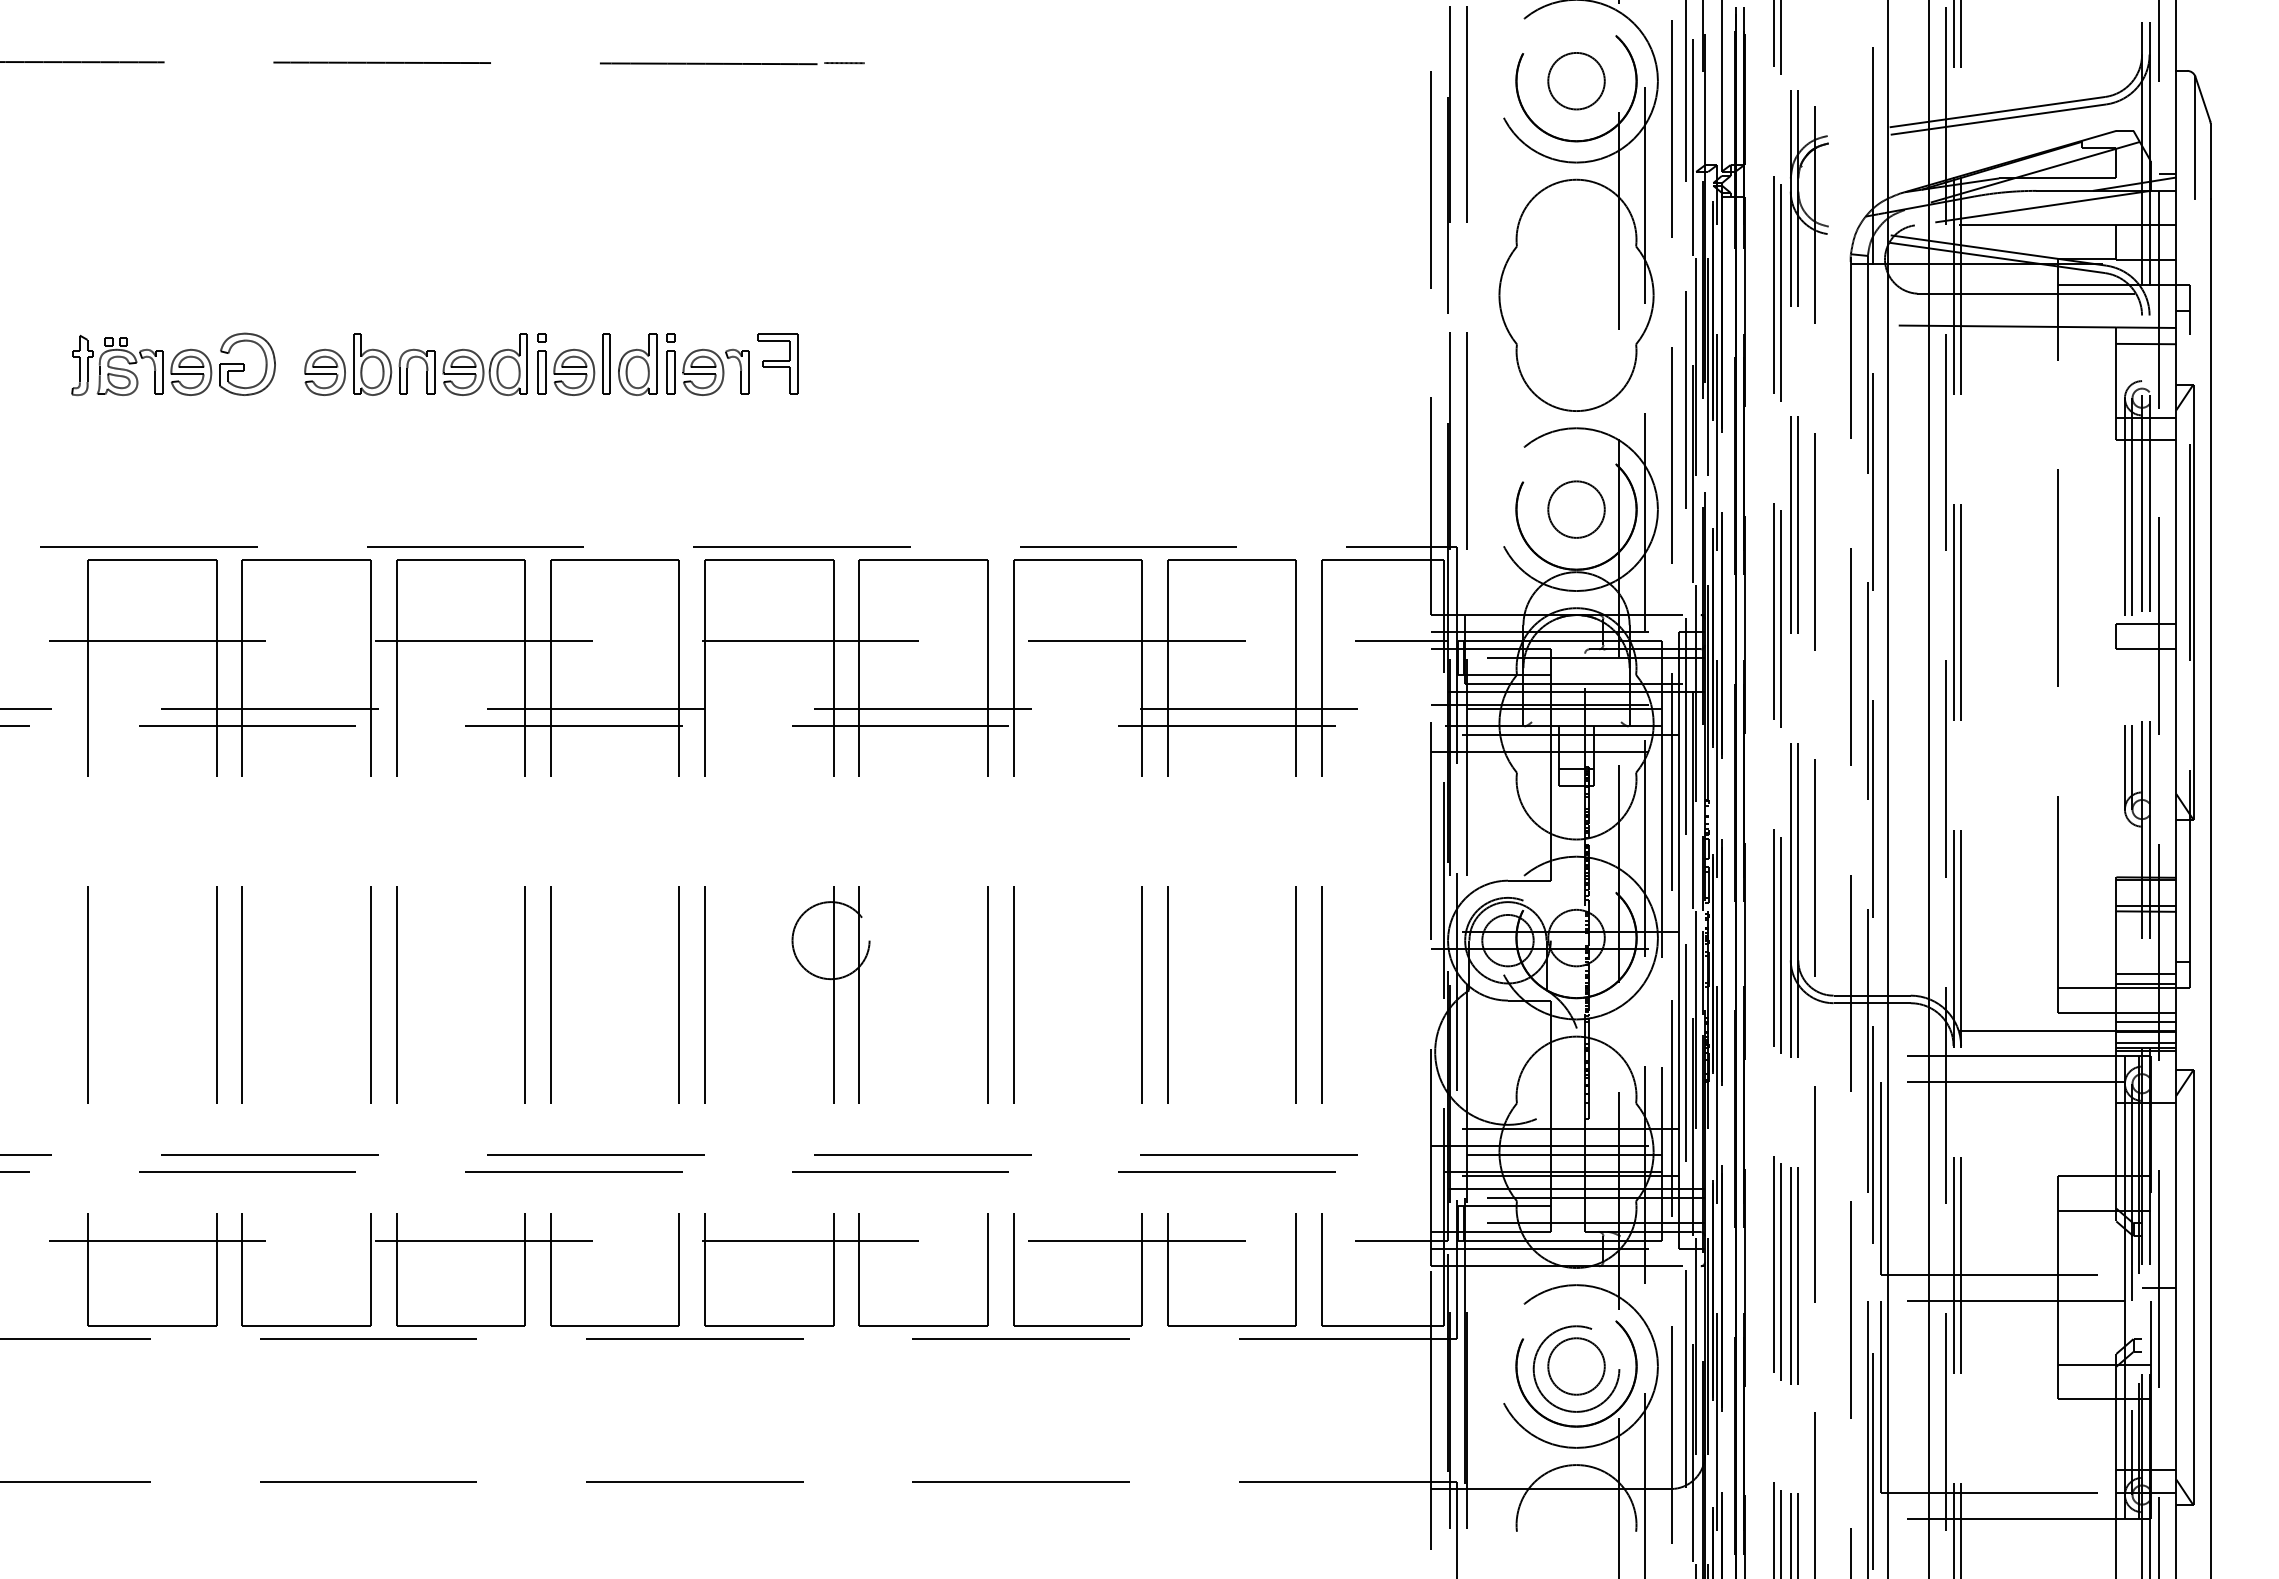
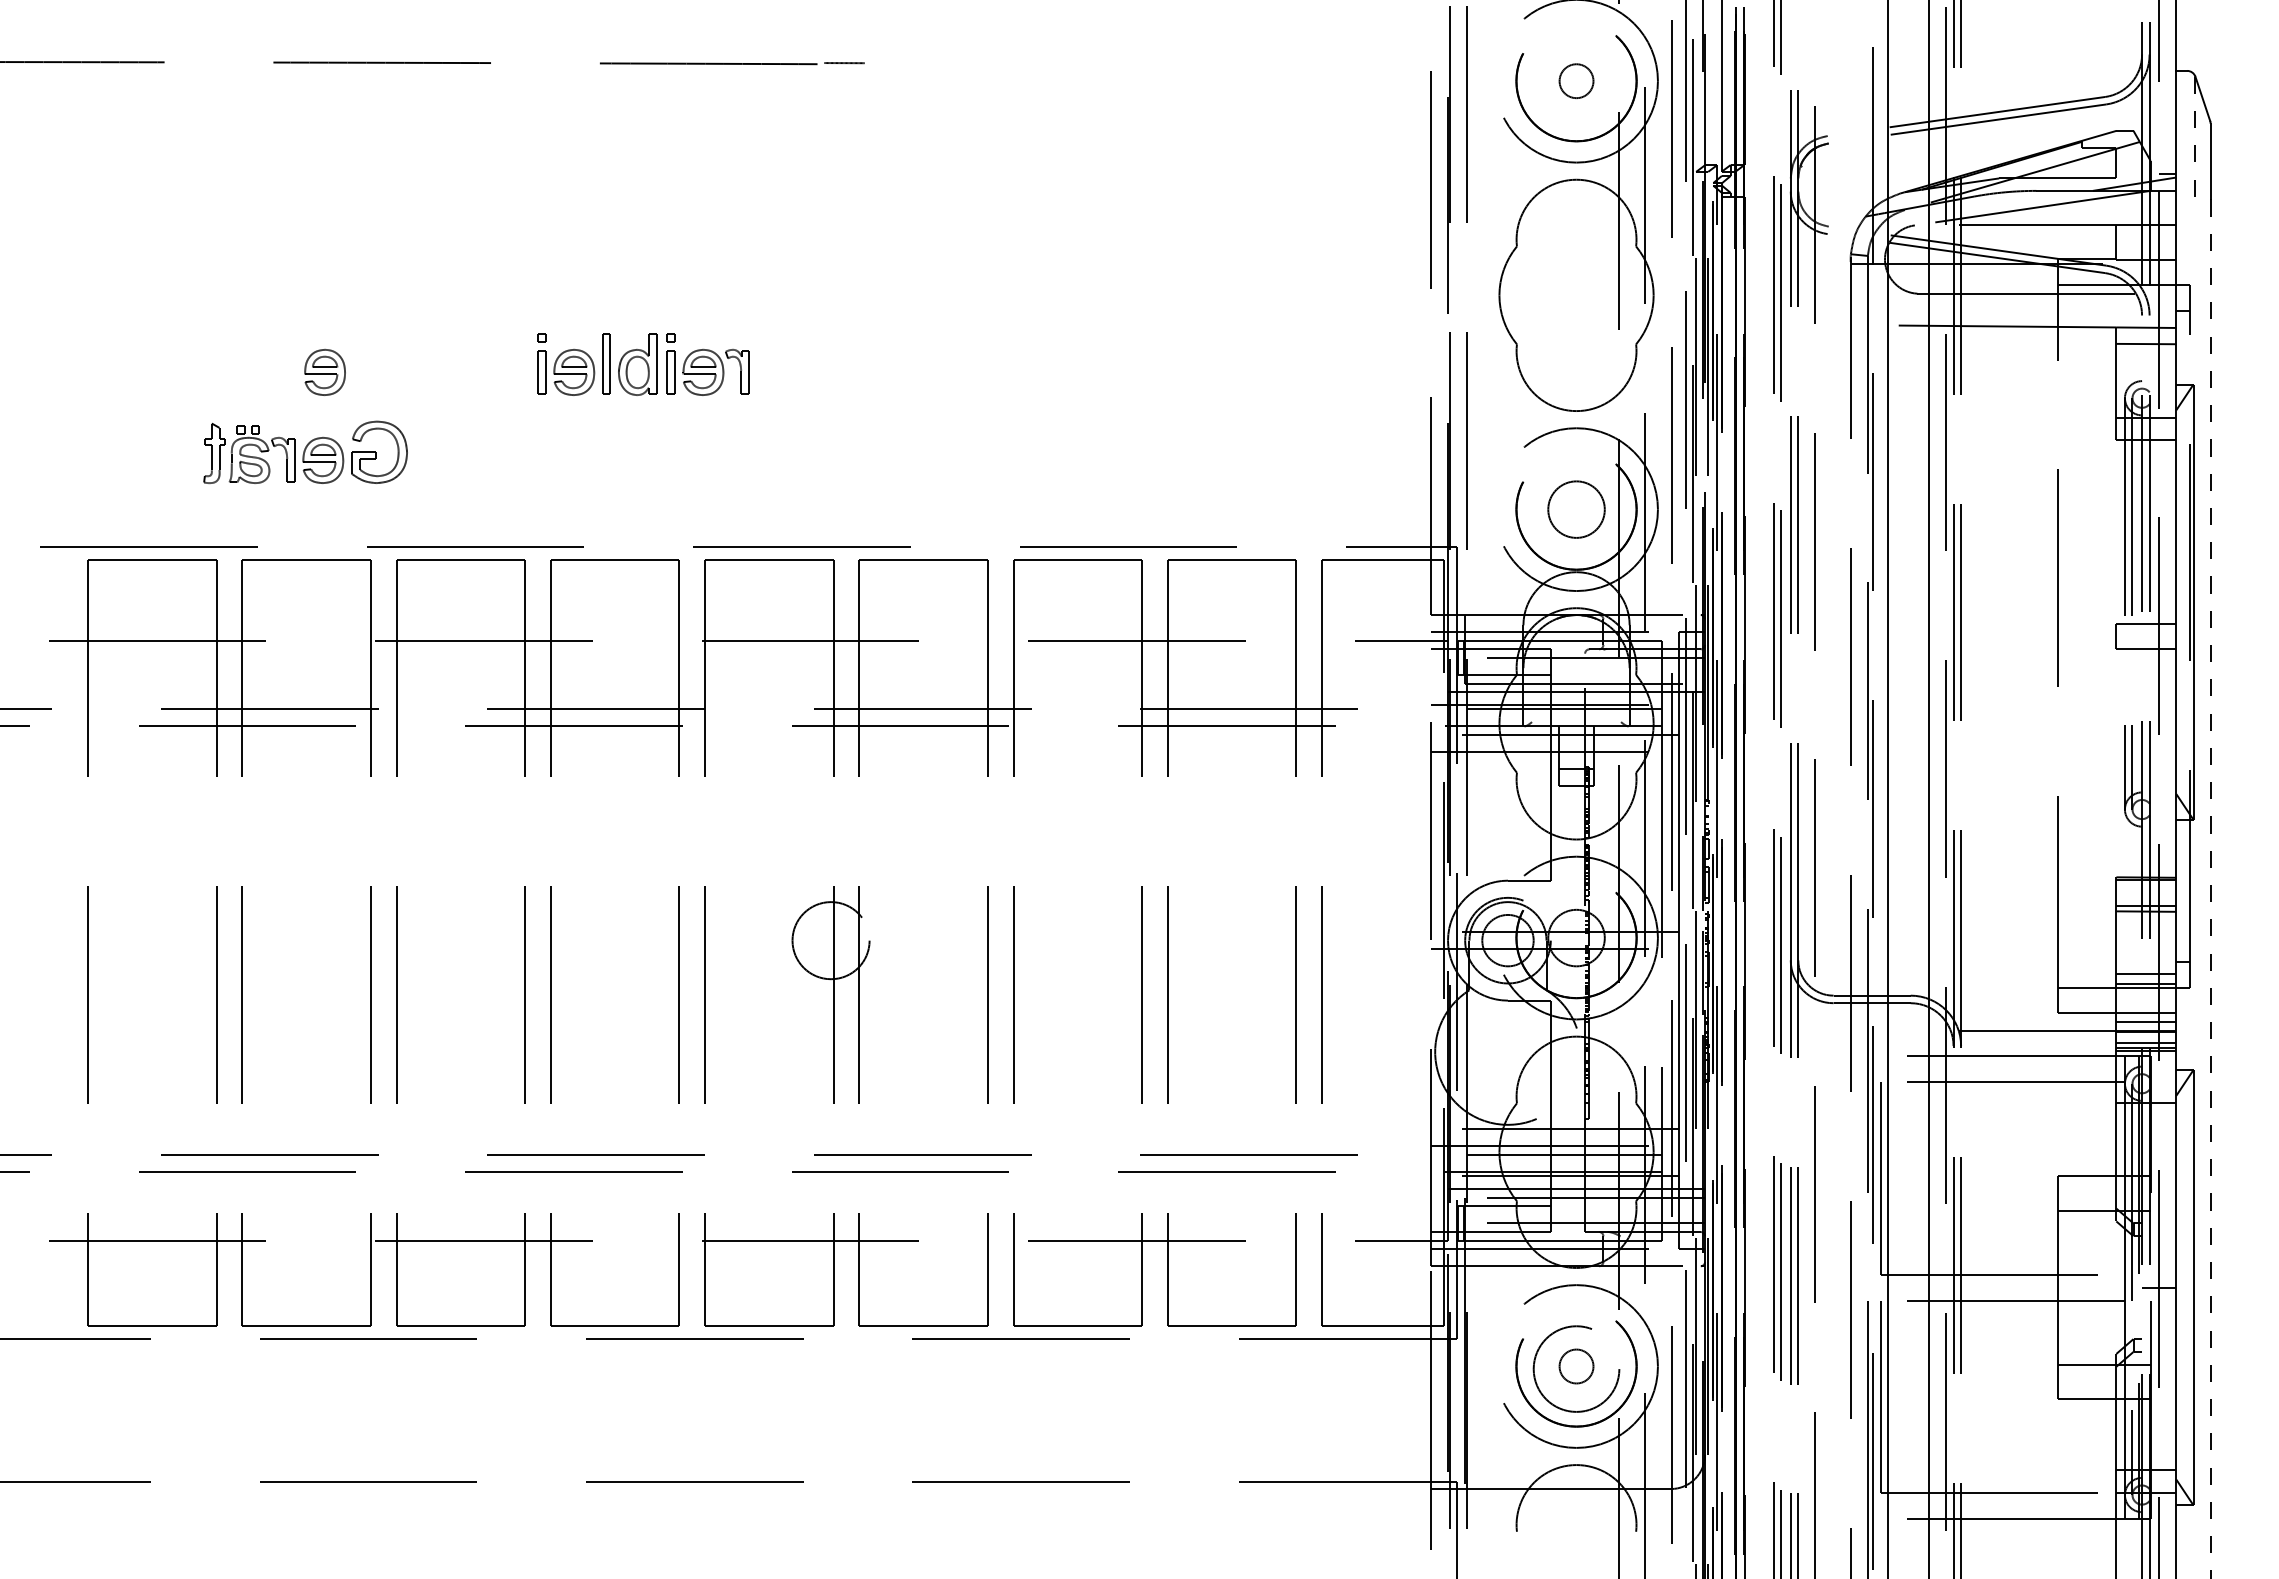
circle diameter: 57 px -> 34 px (1576, 81)
line: solid -> dashed (2195, 138)
part position: (173, 363) -> (305, 451) (305, 451)
part: present -> none (777, 363)
part: present -> none (440, 364)
line: solid -> dashed (2210, 889)
circle diameter: 57 px -> 34 px (1576, 1366)
